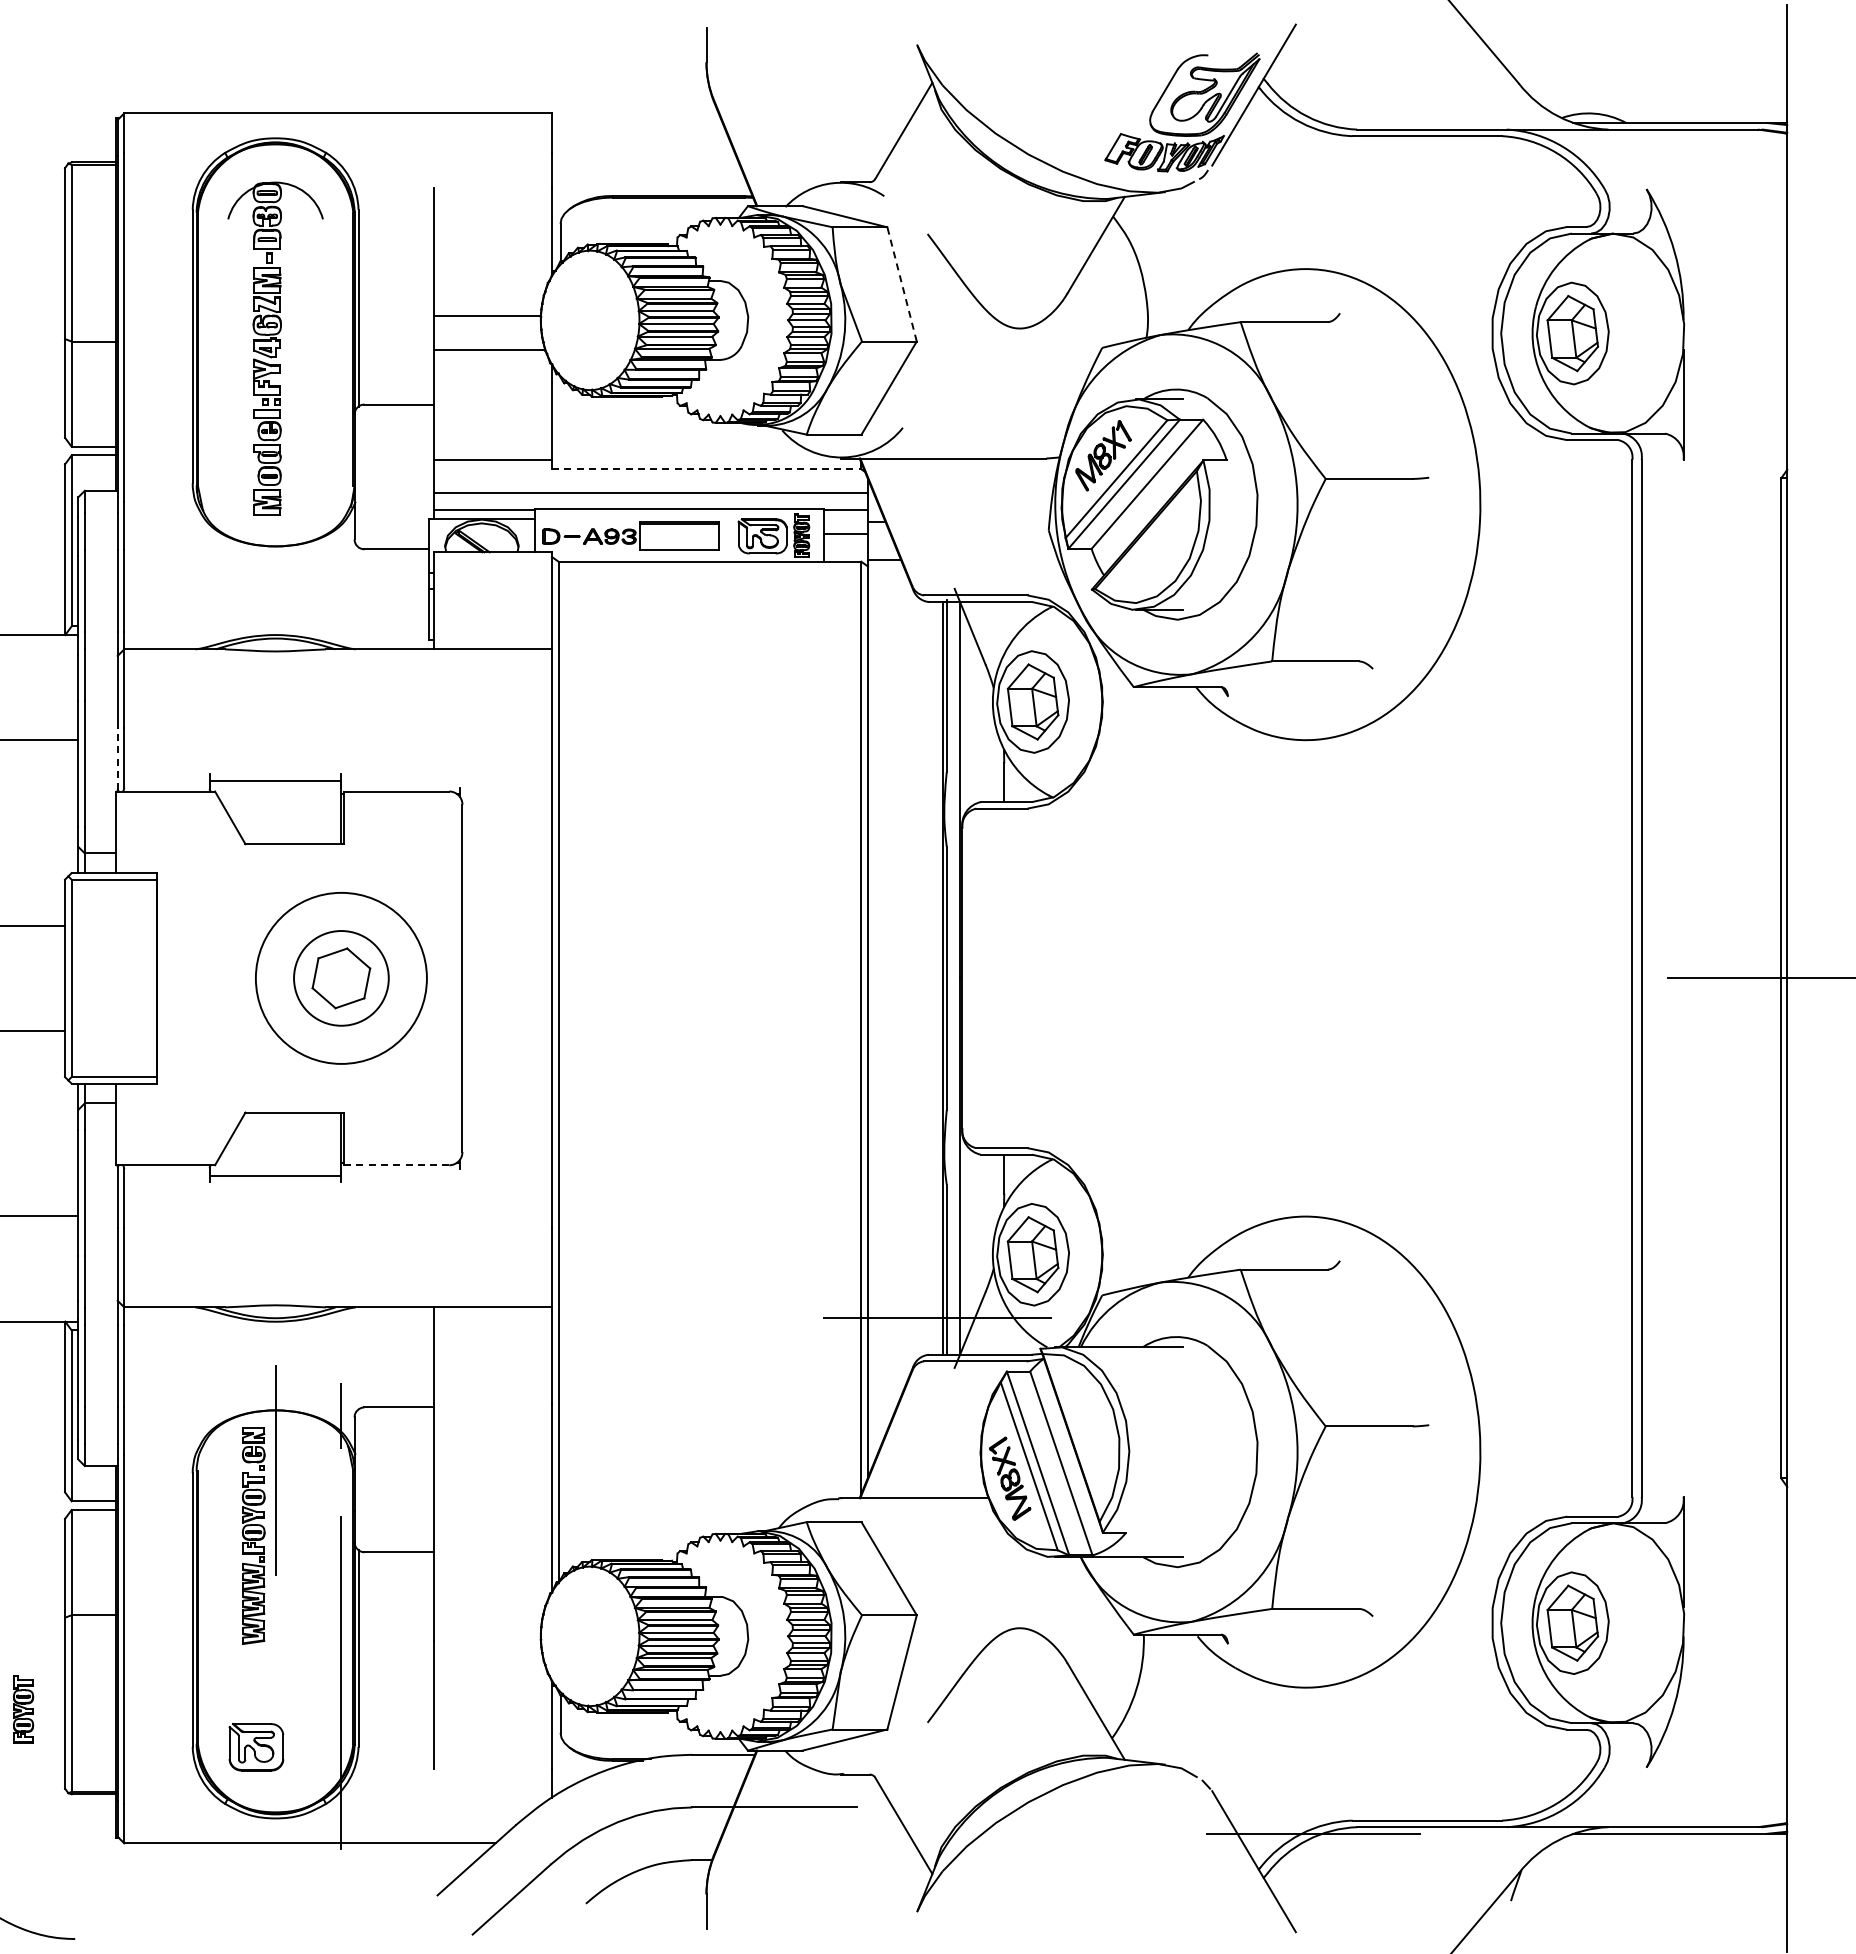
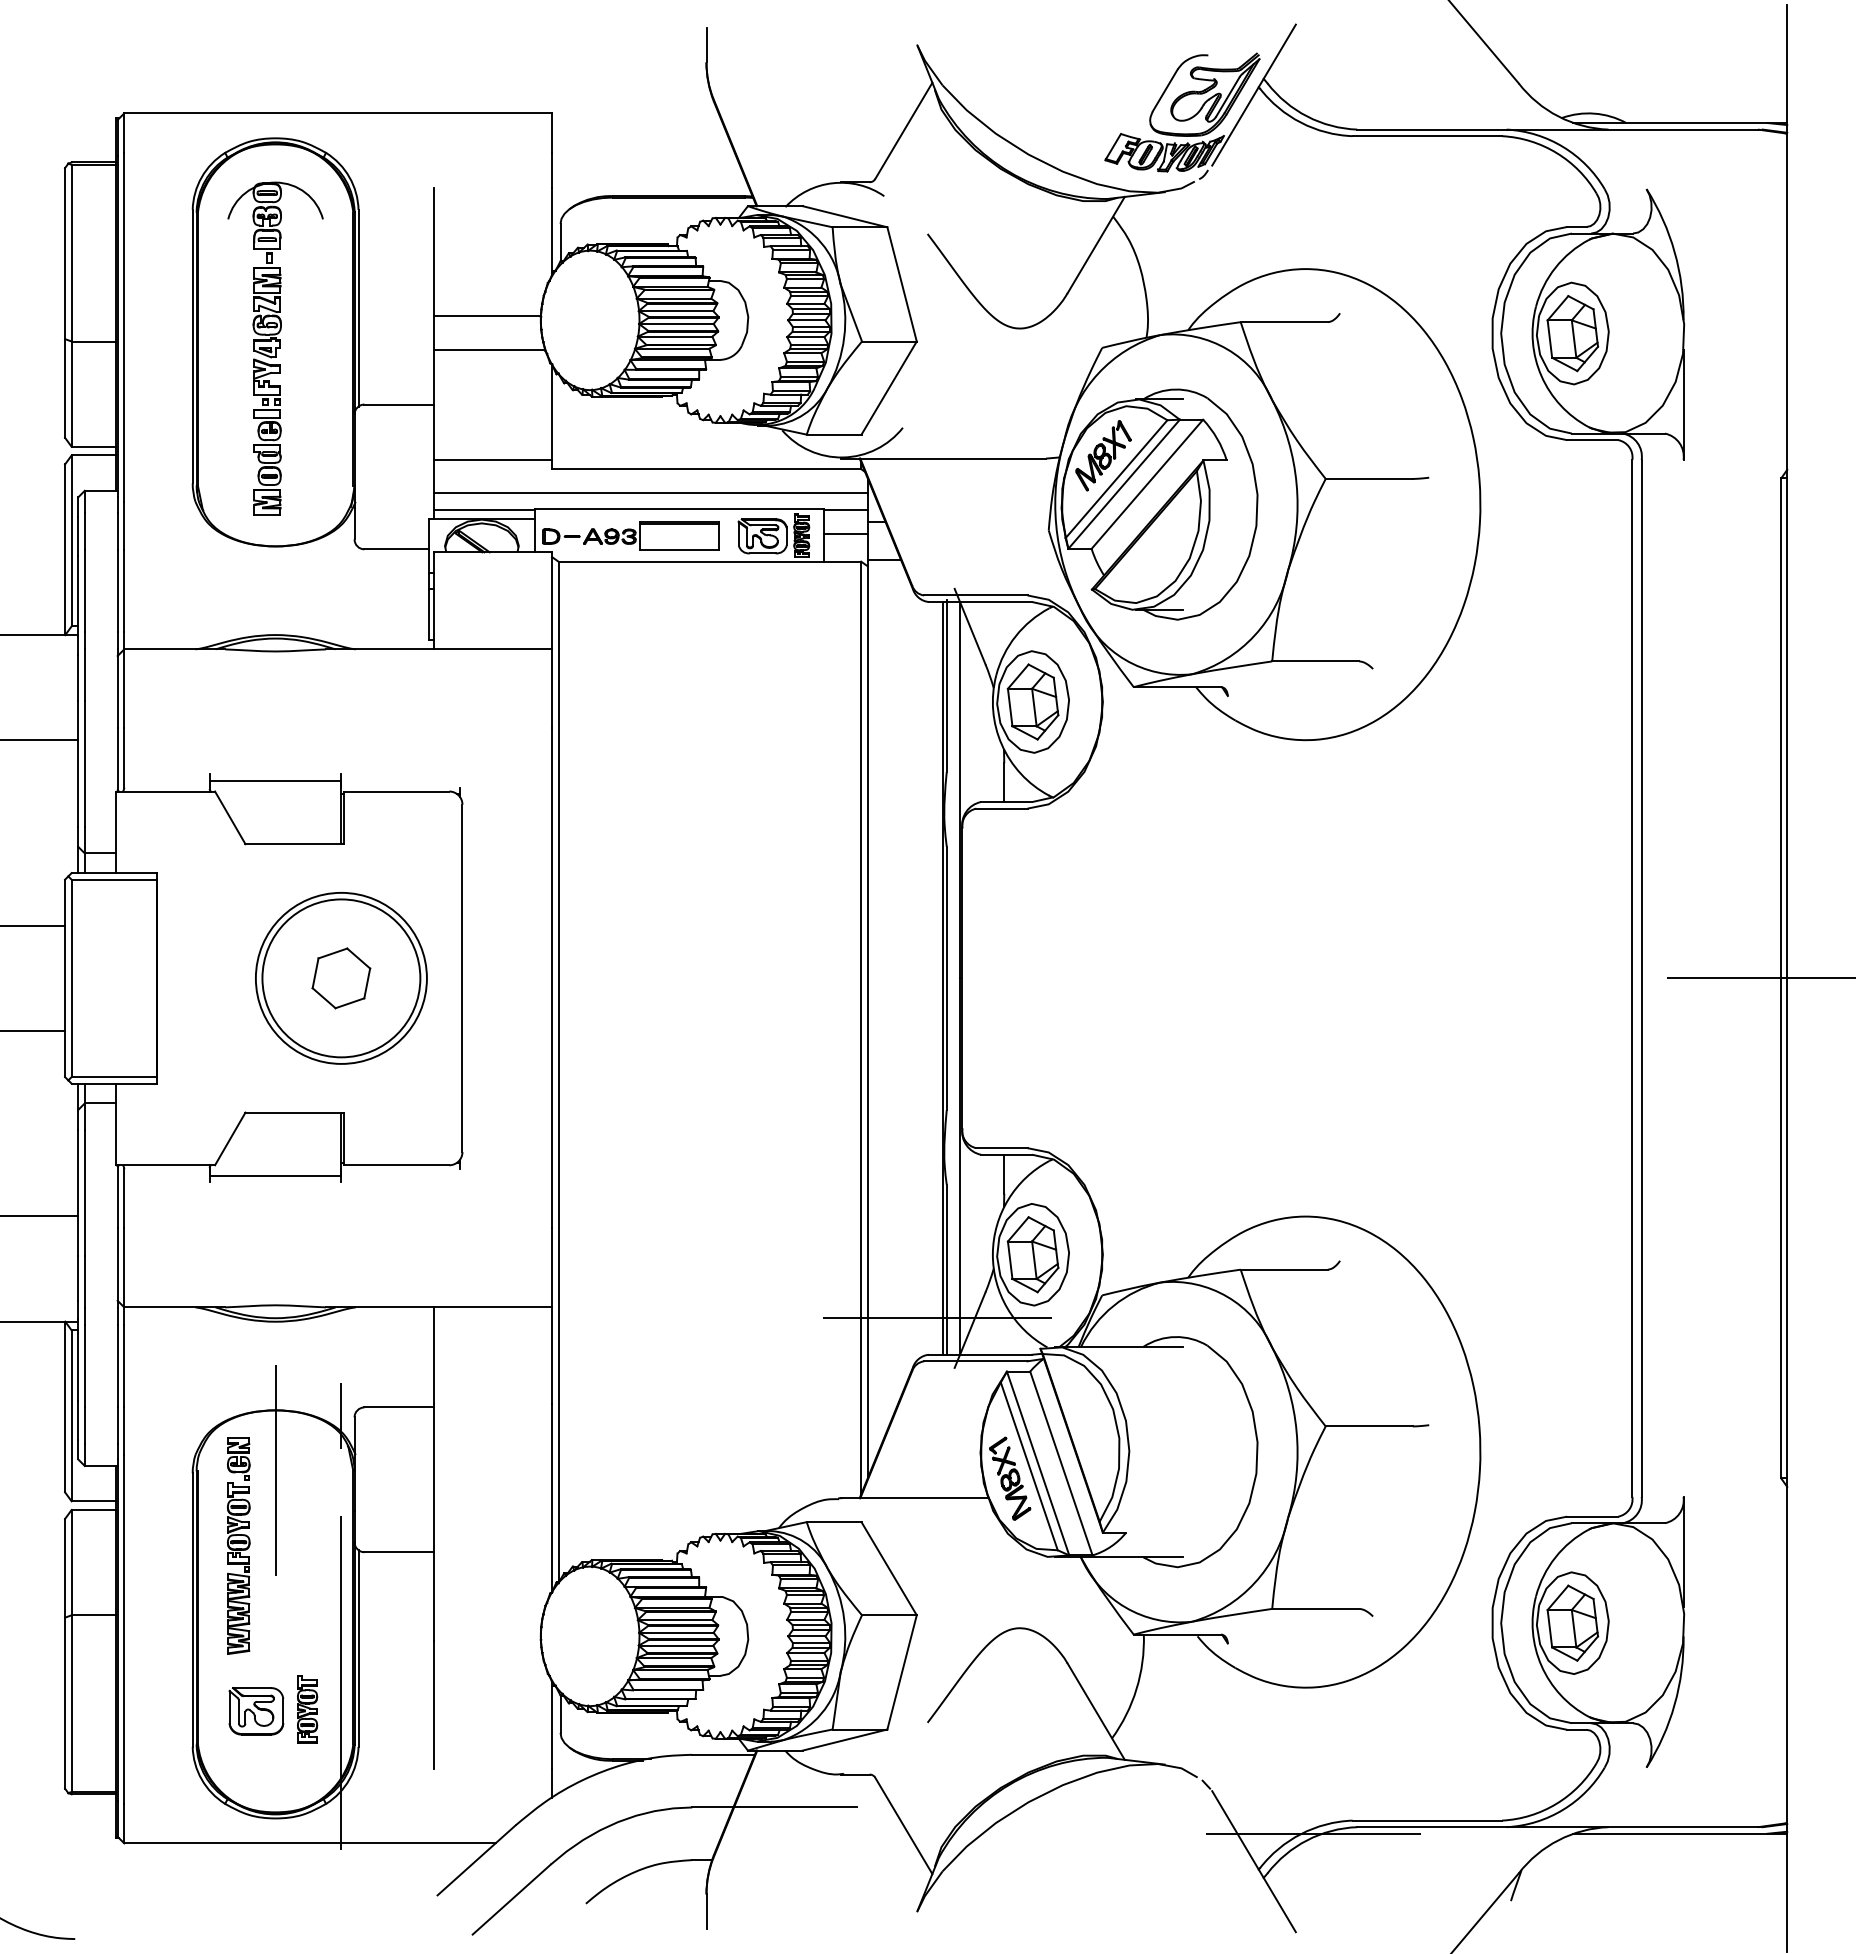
line: dashed -> solid (902, 284)
line: dashed -> solid (706, 469)
line: dashed -> solid (117, 759)
circle diameter: 95 px -> 158 px (341, 978)
line: dashed -> solid (396, 1165)
part position: (253, 1535) -> (238, 1545) (238, 1545)
part position: (23, 1709) -> (307, 1709) (307, 1709)
part position: (256, 1747) -> (256, 1711) (256, 1711)
